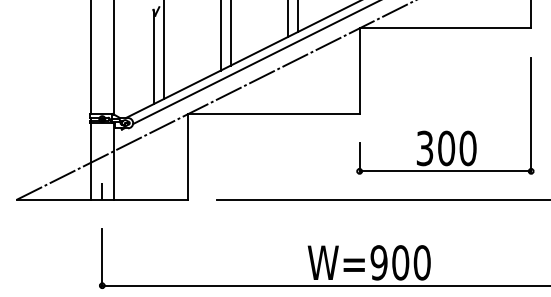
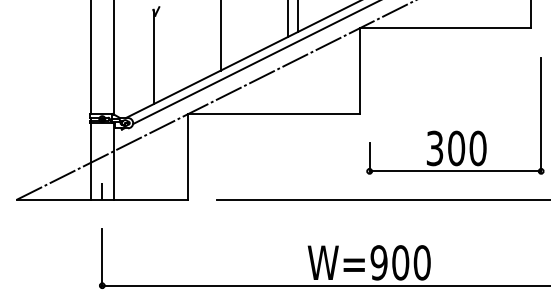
line: present -> none (230, 33)
line: present -> none (163, 50)
part position: (445, 130) -> (455, 130) (455, 130)
